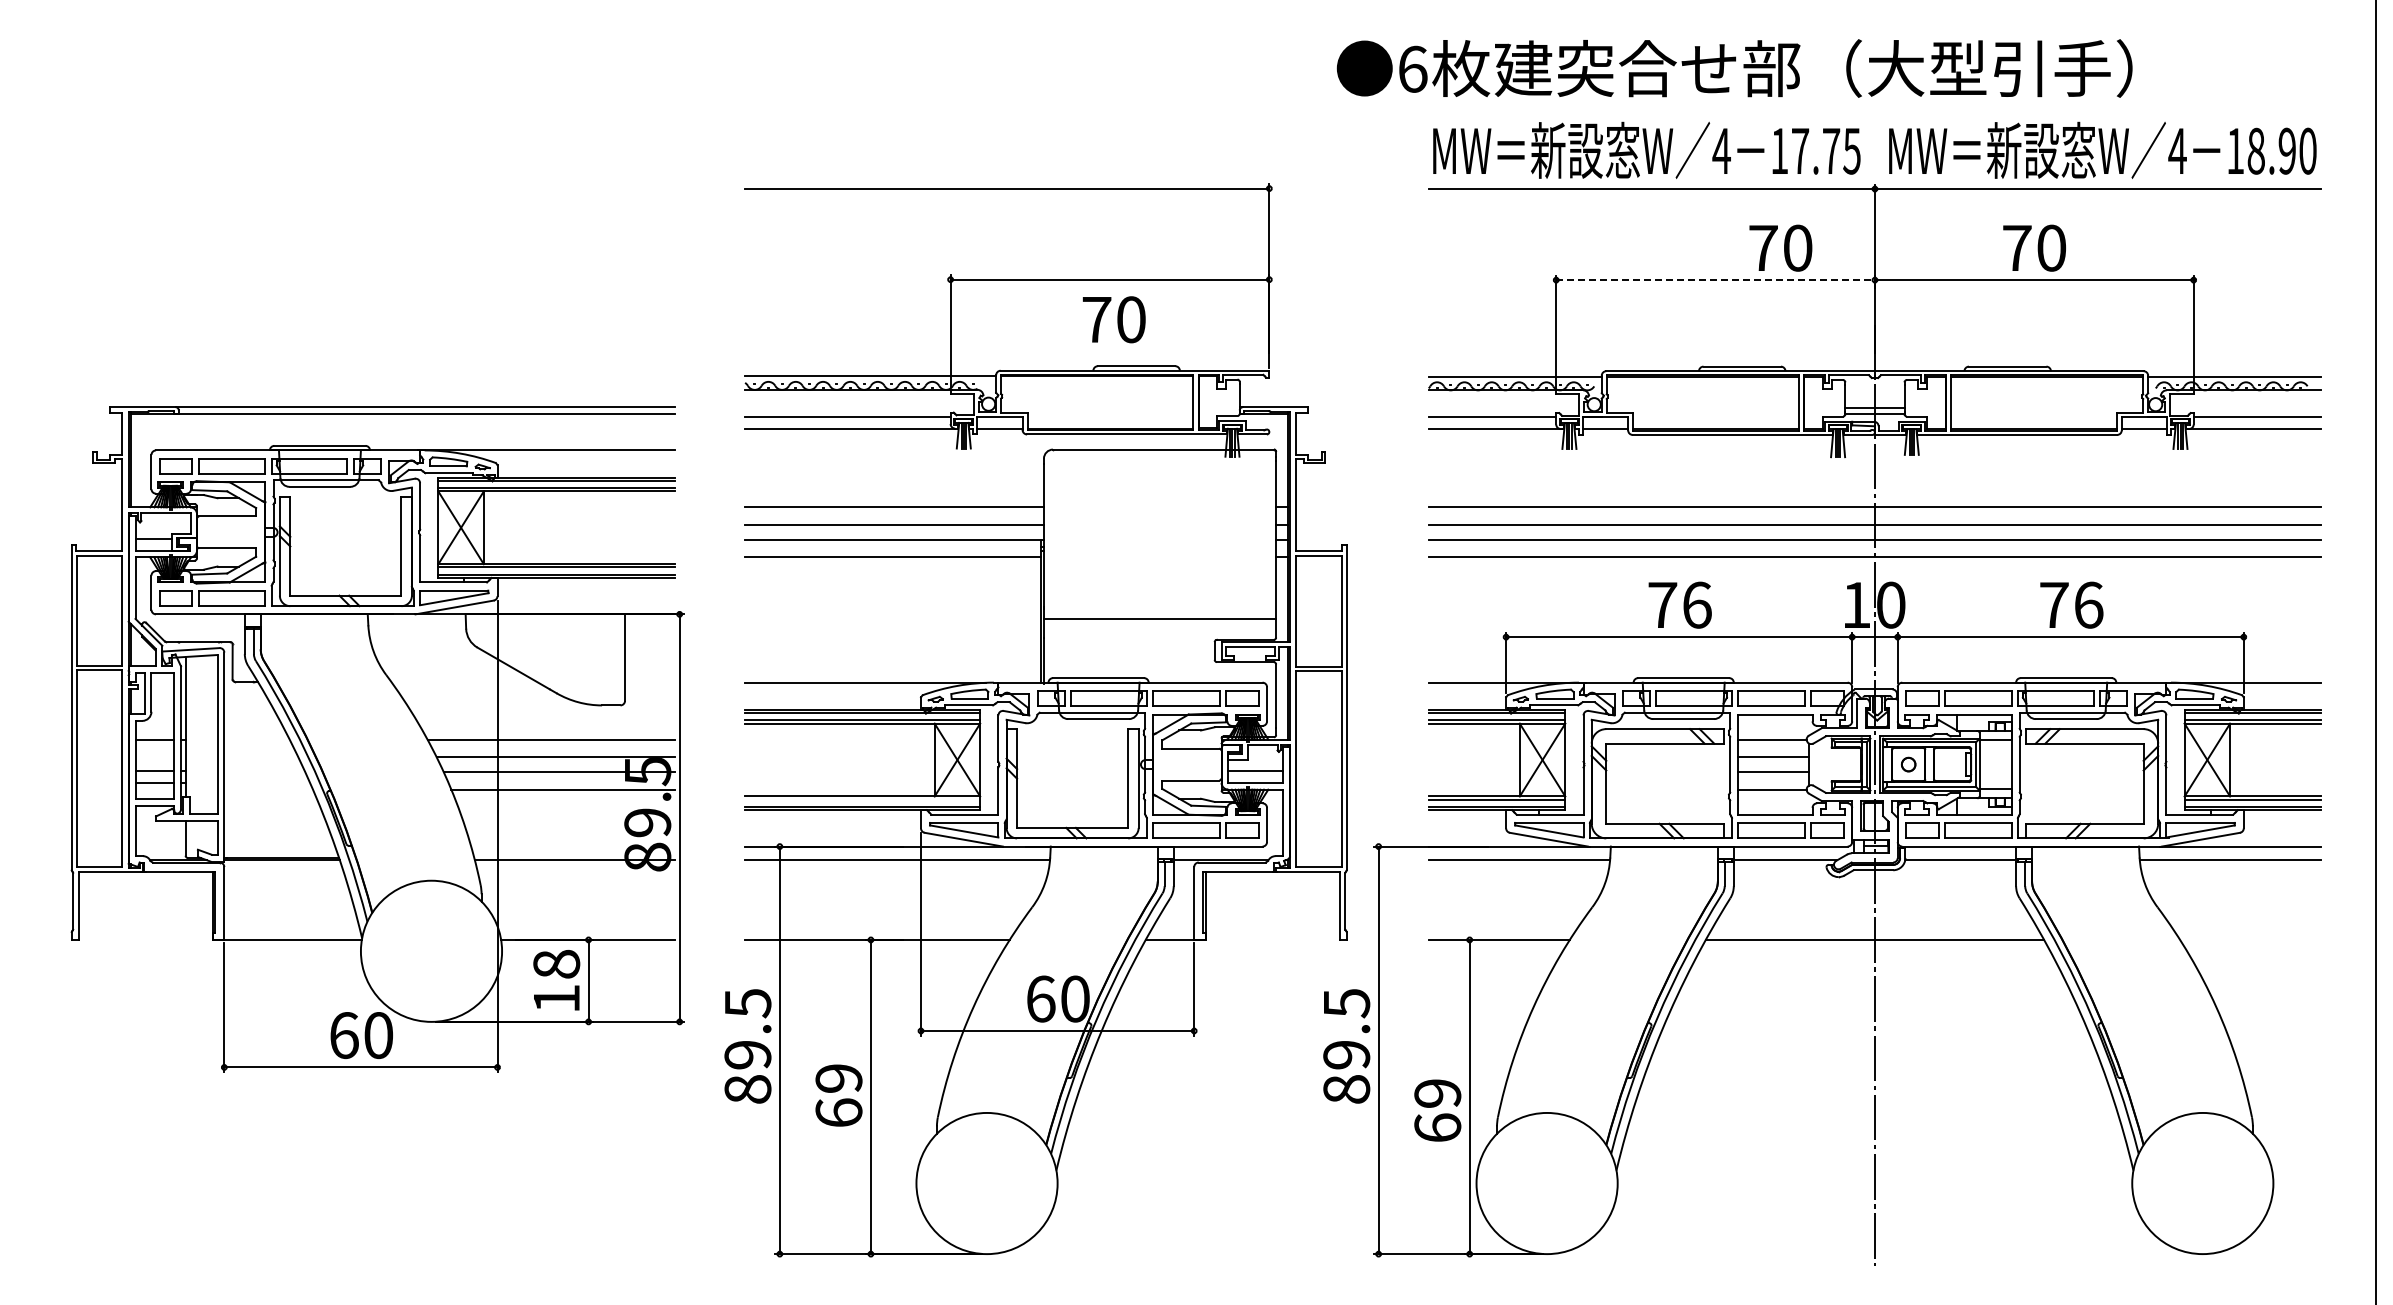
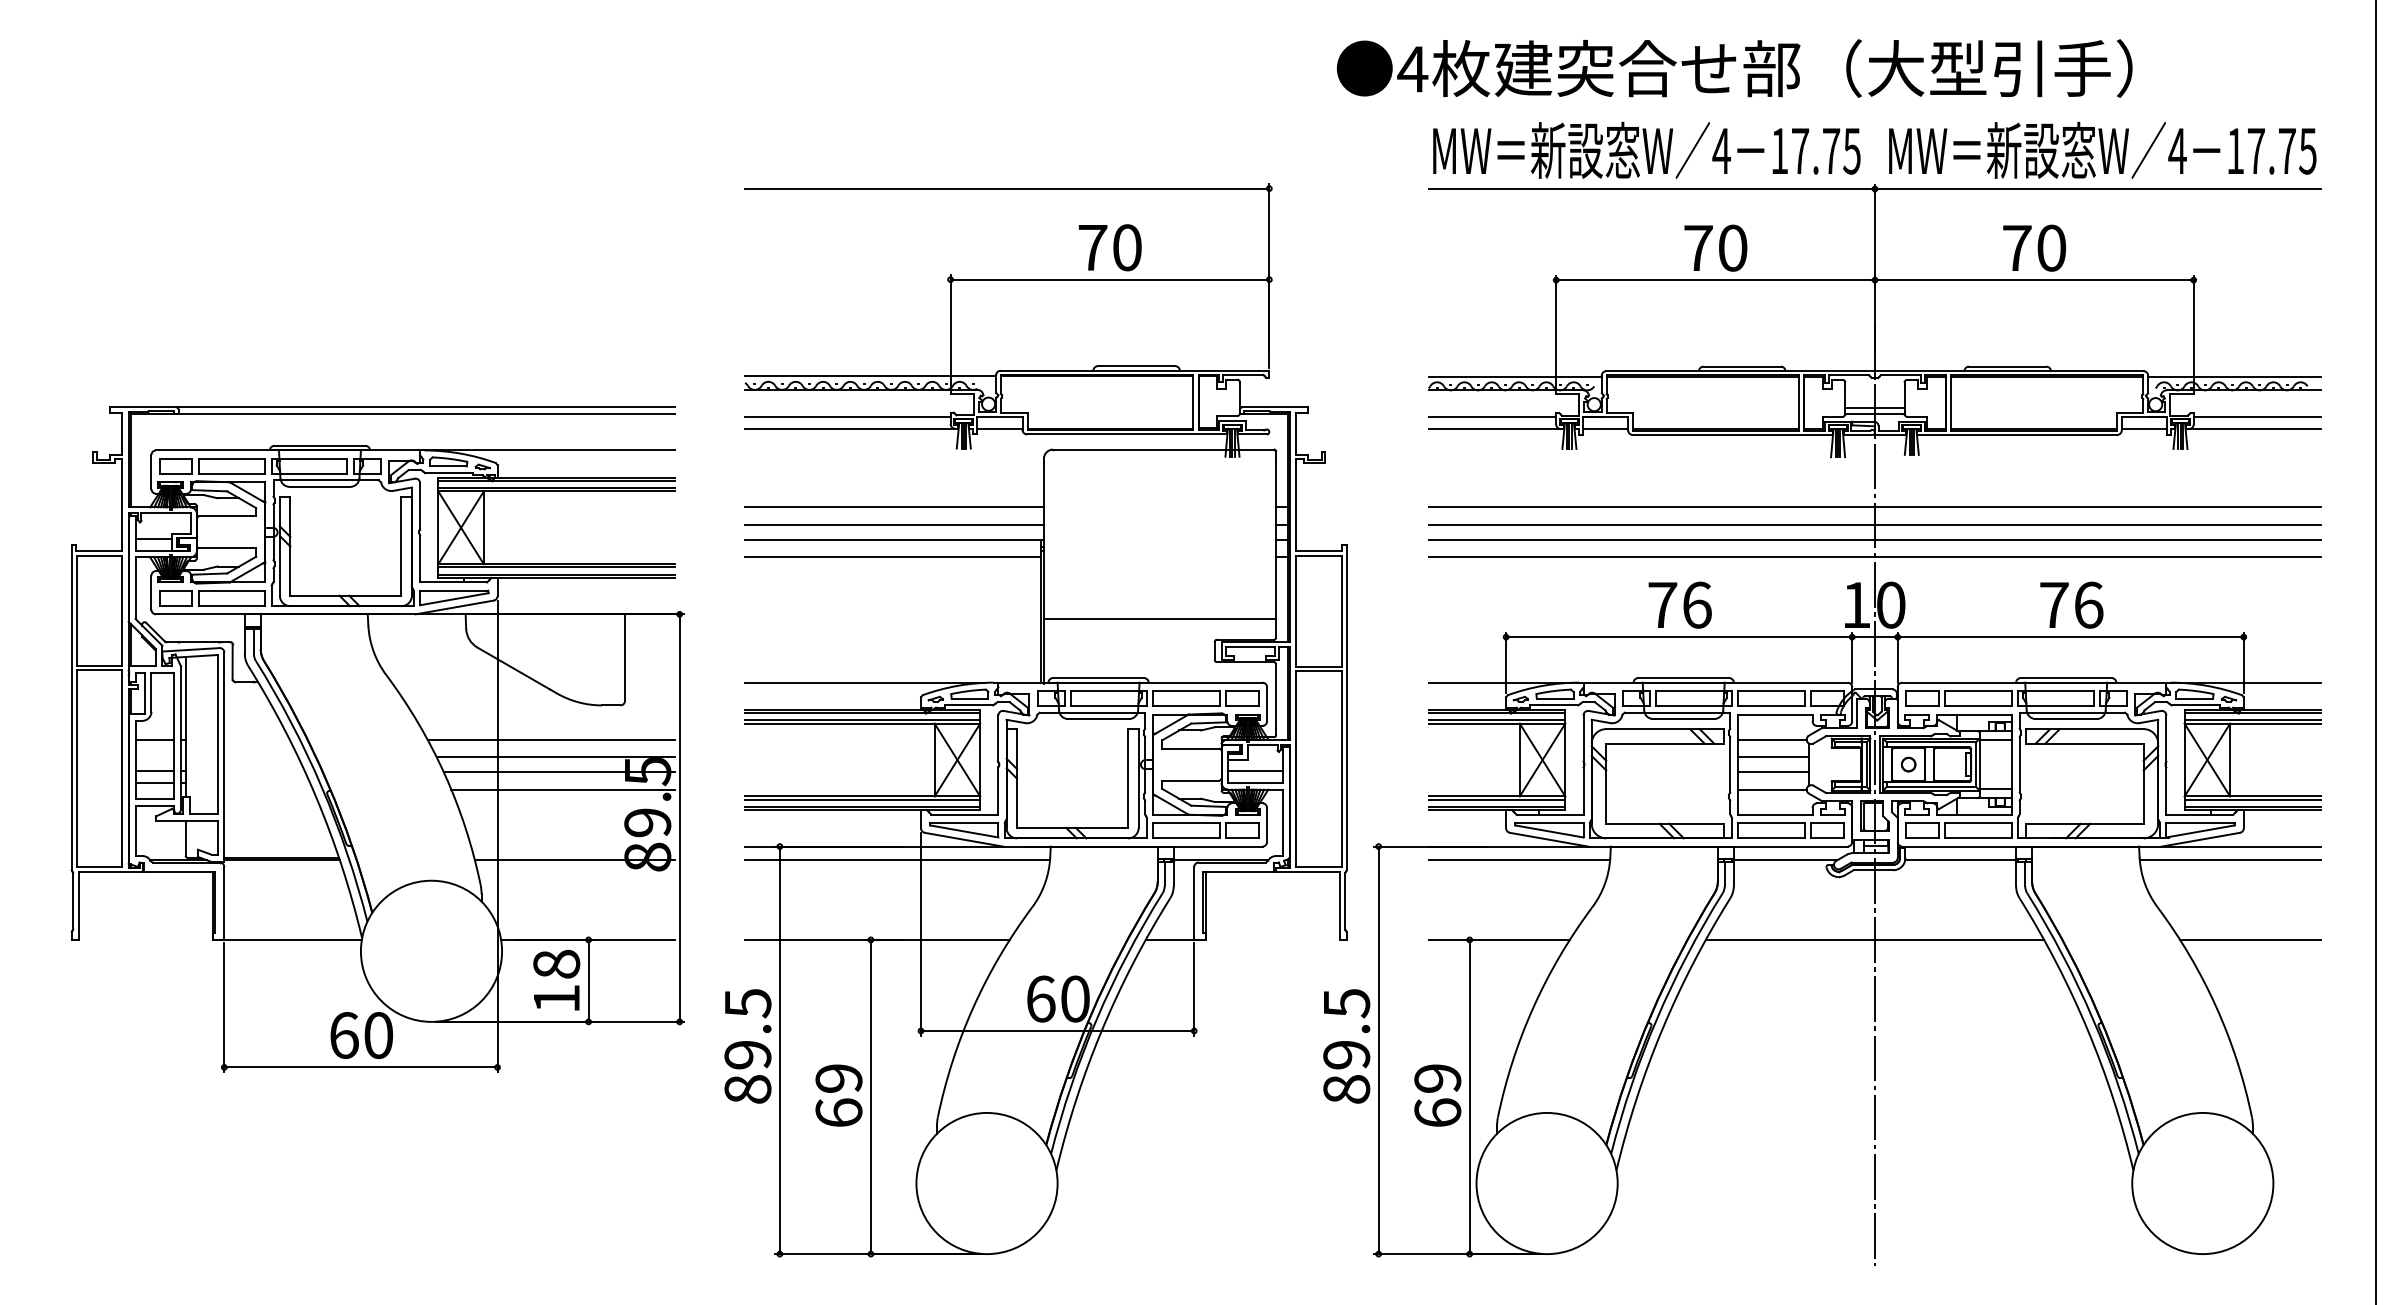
text: 6 -> 4 (1412, 68)
text: 18.90 -> 17.75 (2281, 150)
text position: (1780, 247) -> (1715, 247) (1715, 247)
line: dashed -> solid (1716, 280)
text position: (1114, 319) -> (1110, 247) (1110, 247)
line: none -> present (862, 799)
line: none -> present (2250, 939)
text position: (1437, 1110) -> (1437, 1095) (1437, 1095)
